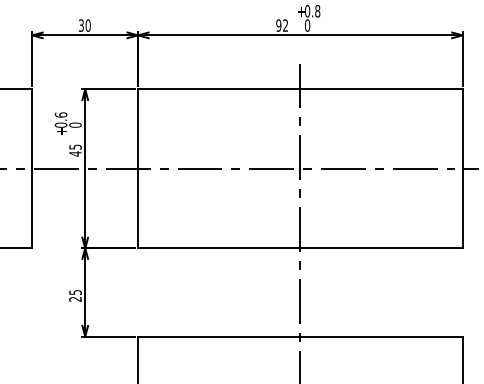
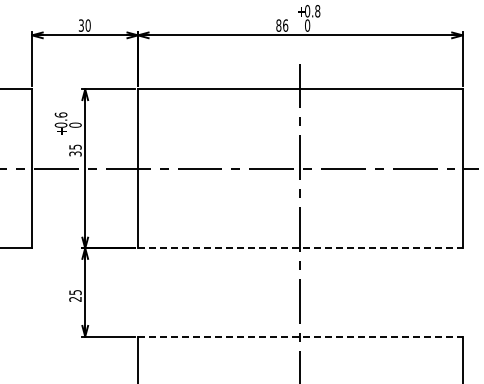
text: 92 -> 86 (282, 25)
text: 45 -> 35 (75, 153)
line: solid -> dashed (300, 248)
line: solid -> dashed (300, 336)
